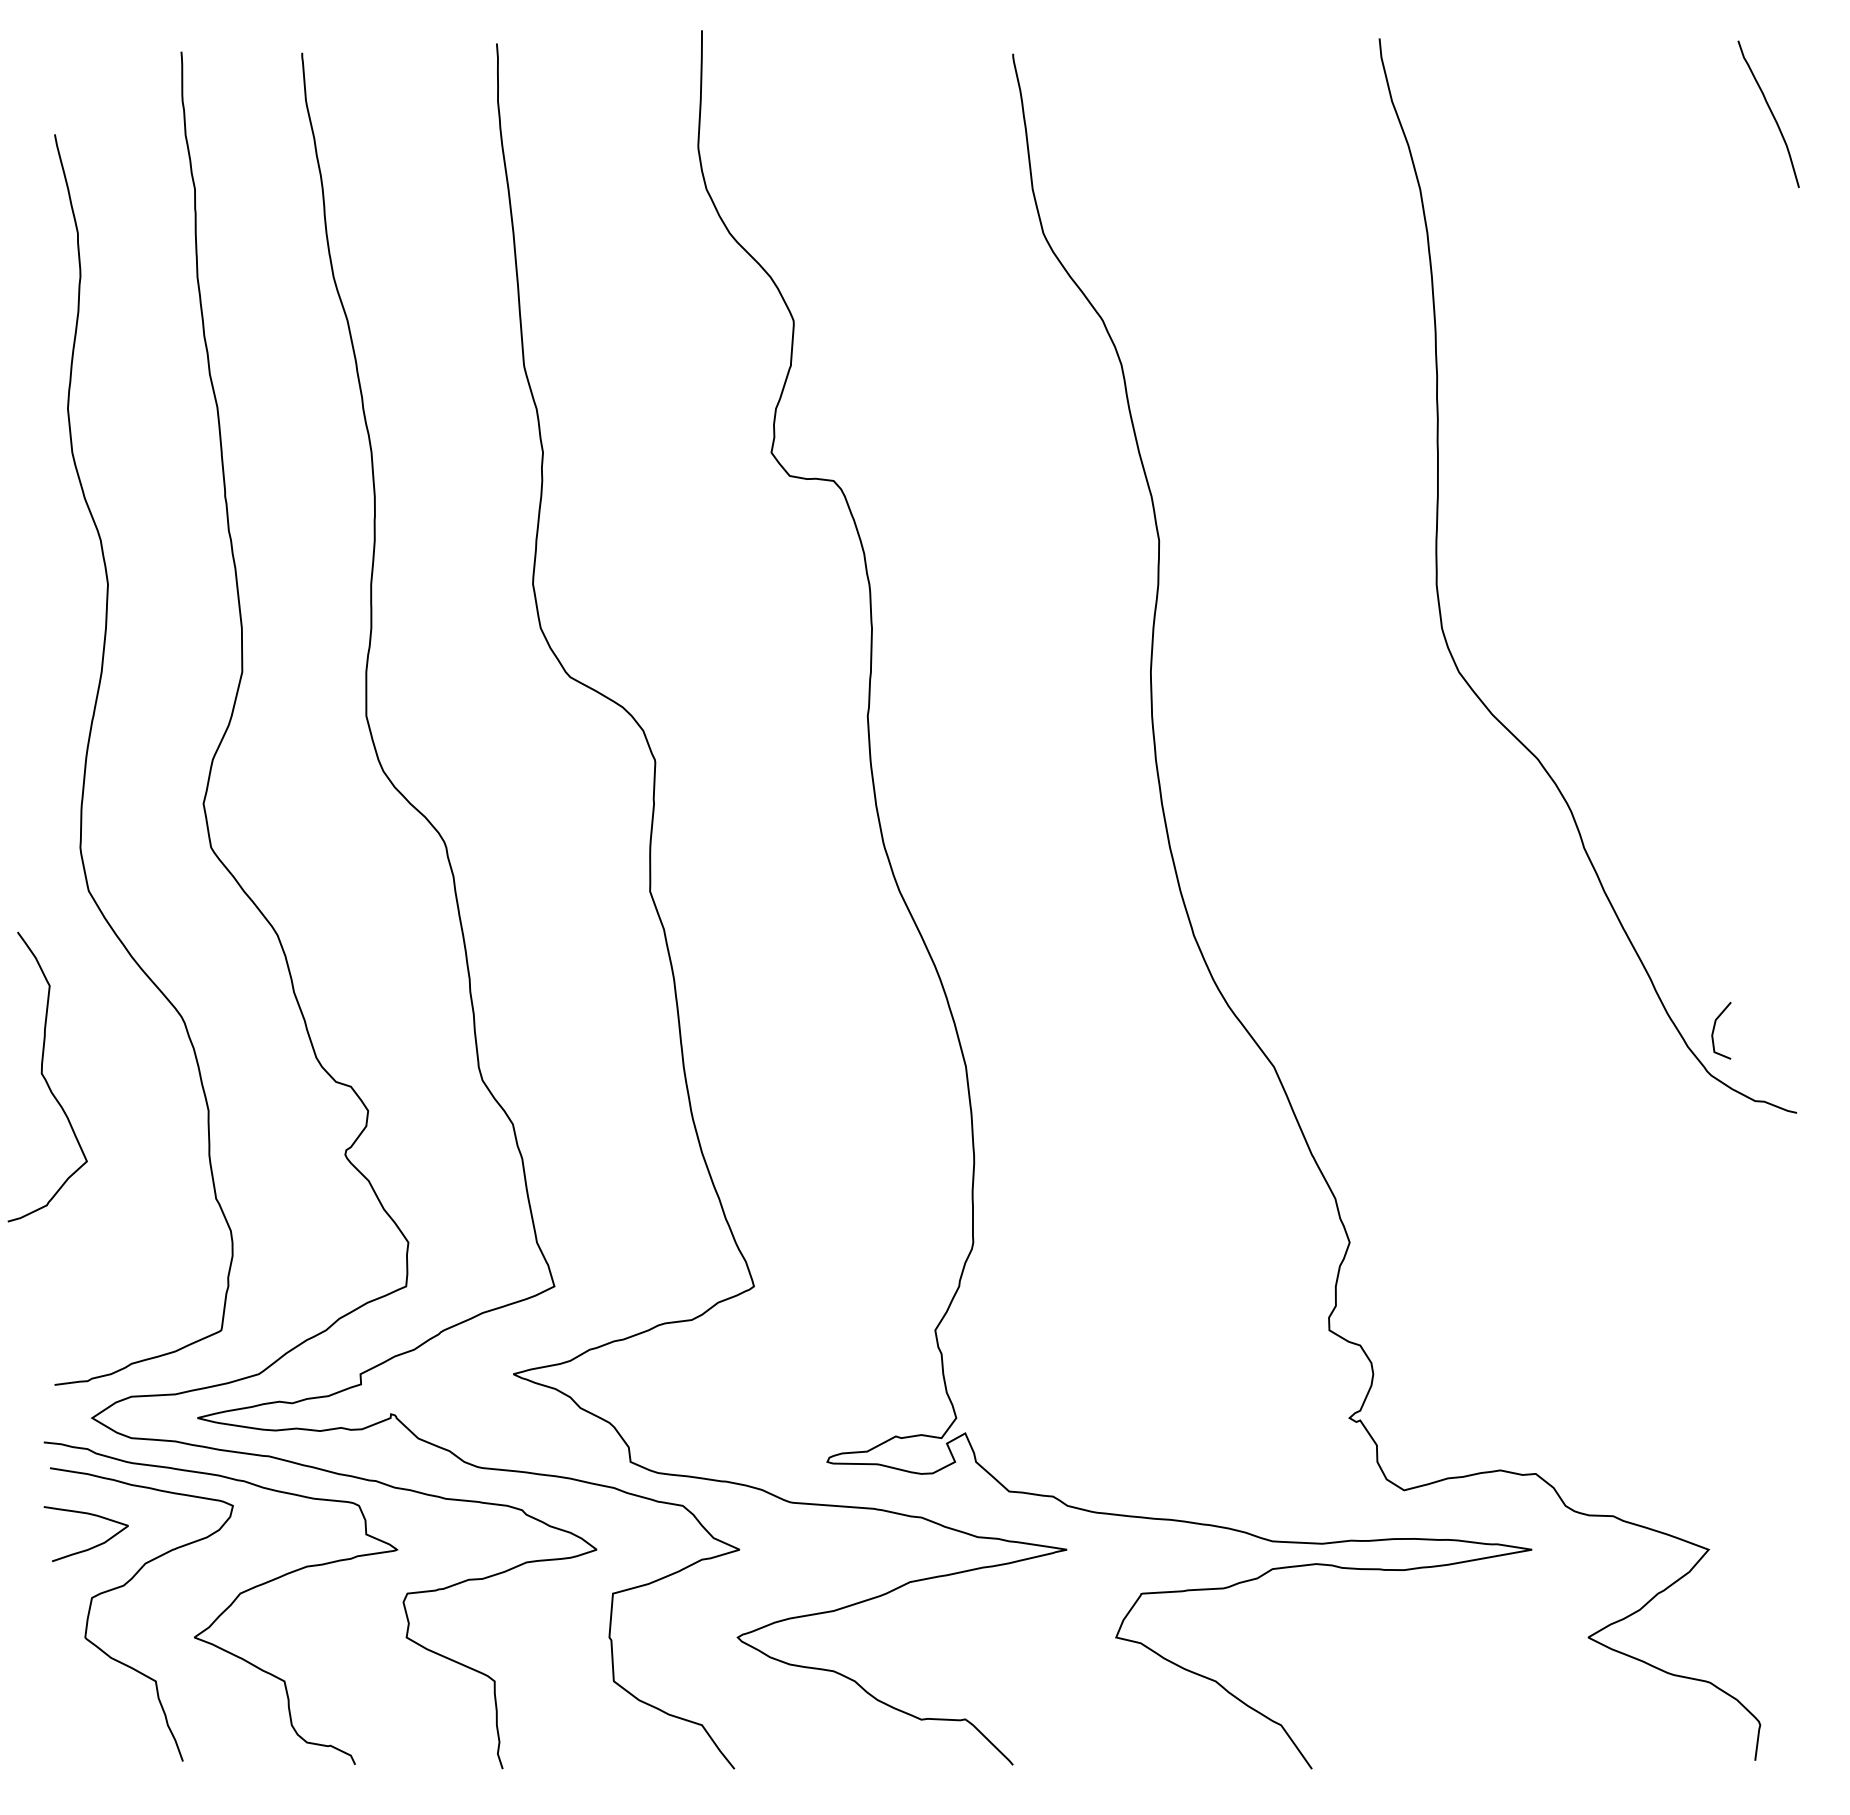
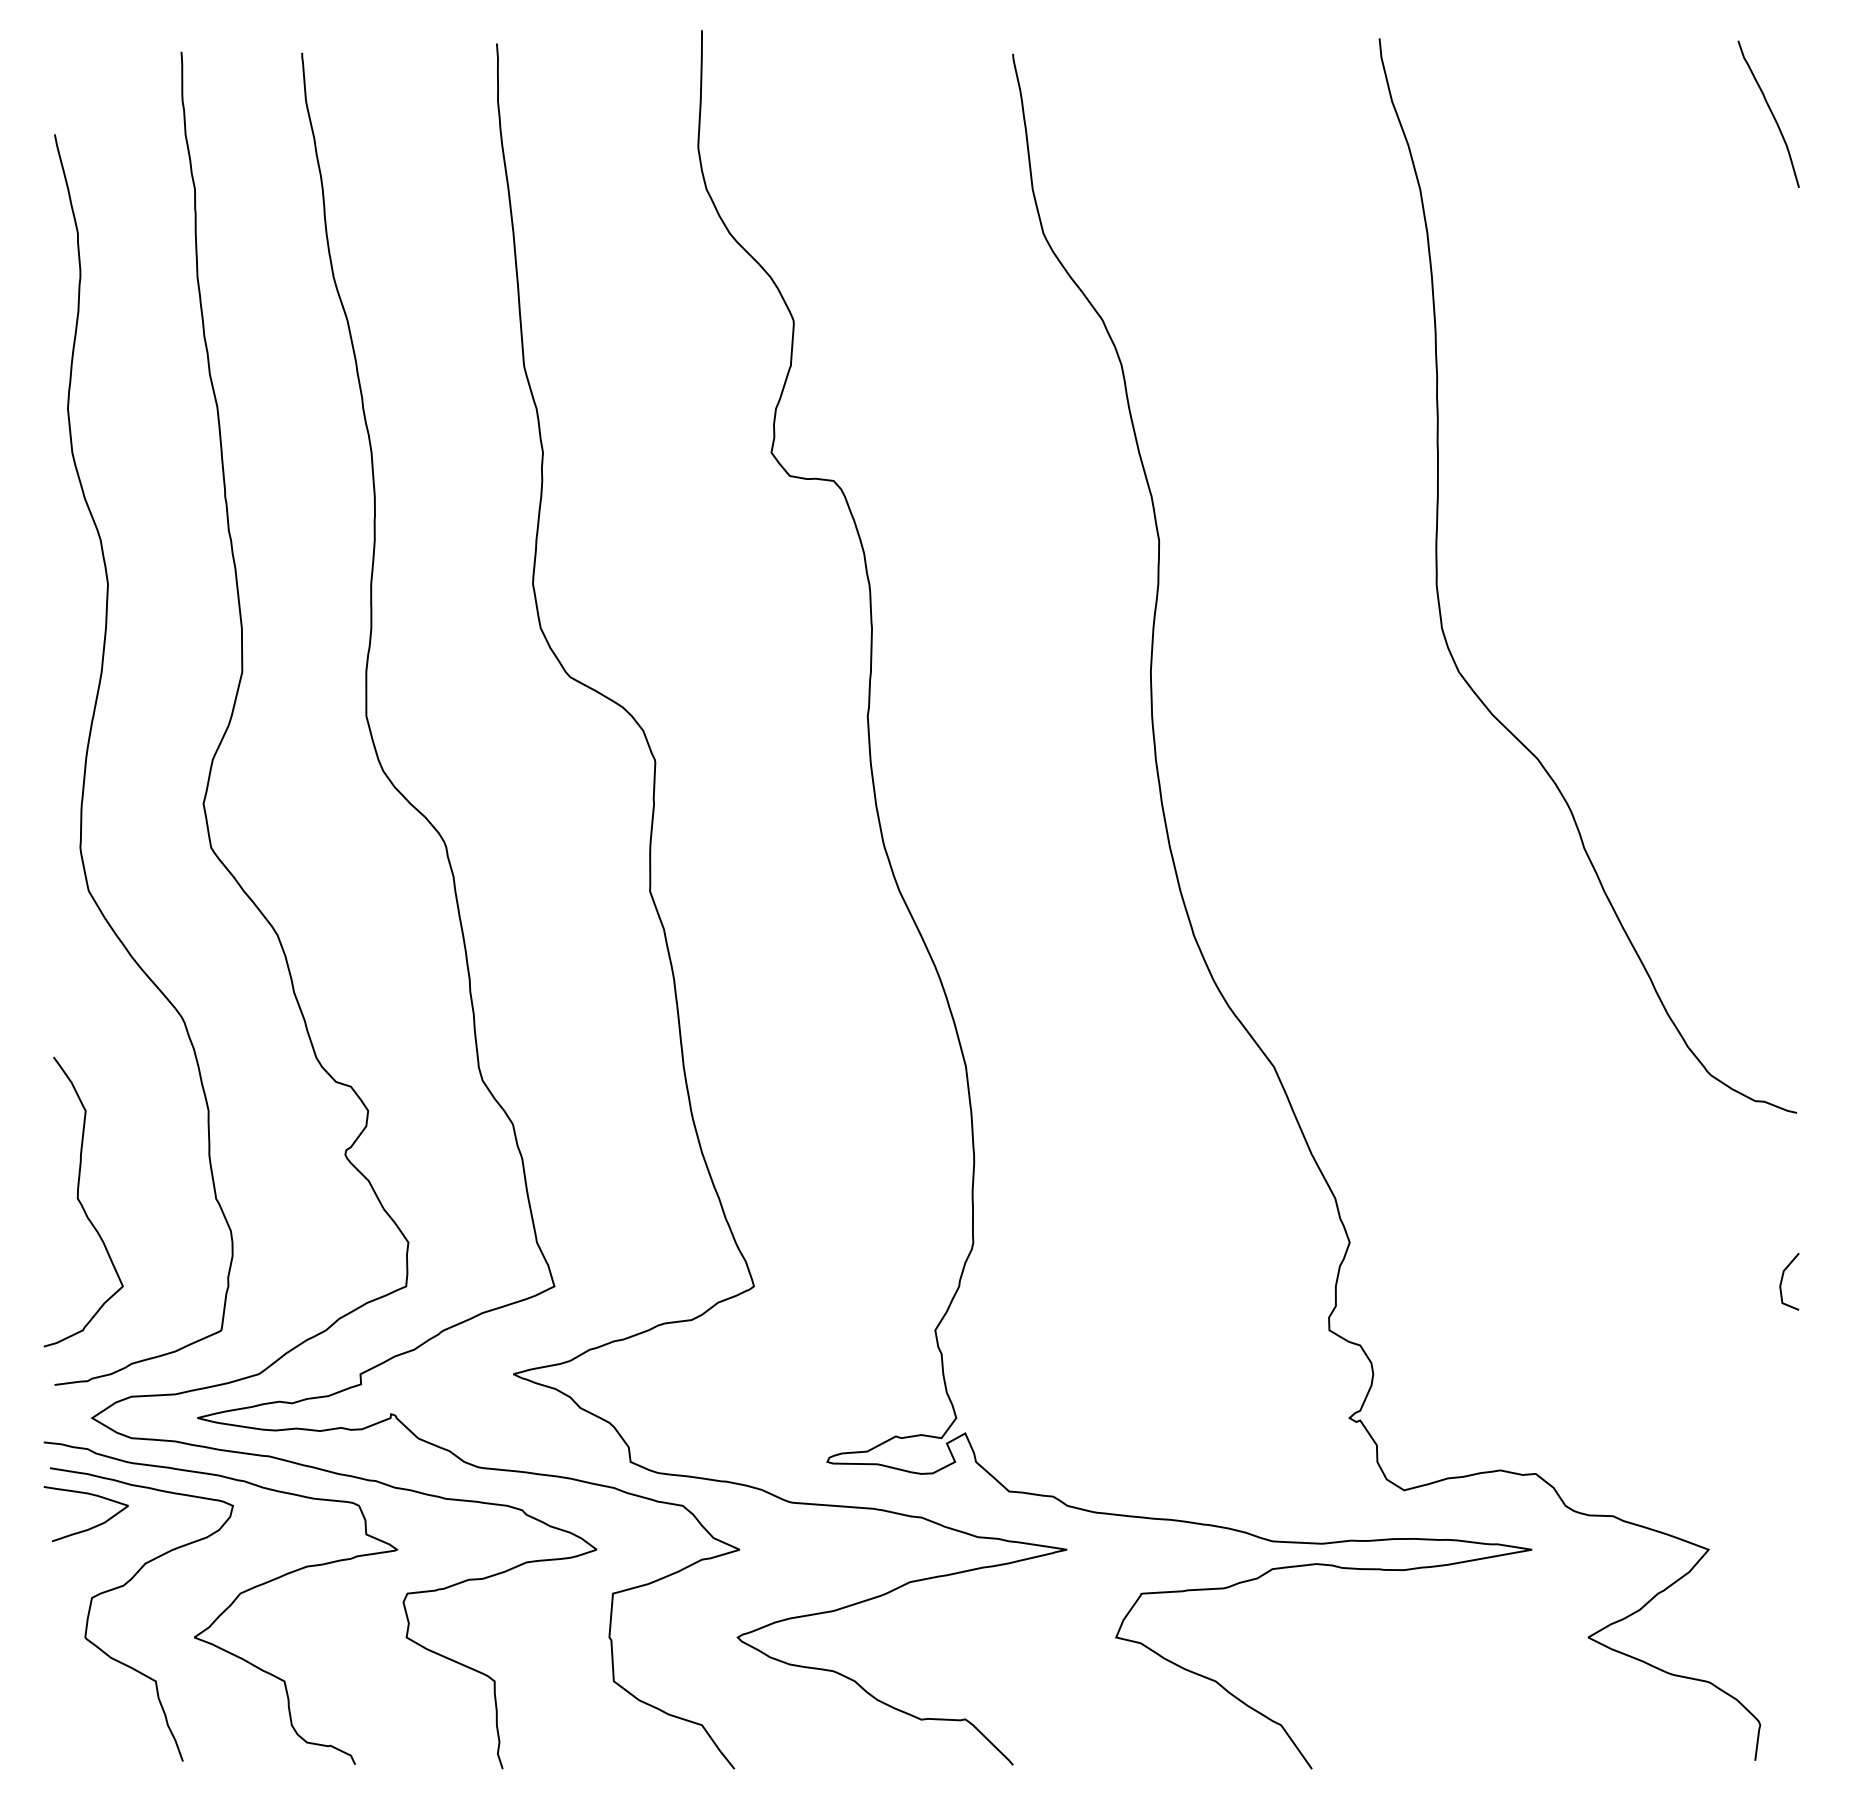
line position: (1714, 1030) -> (1782, 1281) (1782, 1281)
curve position: (45, 1077) -> (81, 1202) (81, 1202)
curve position: (92, 1546) -> (92, 1526) (92, 1526)
